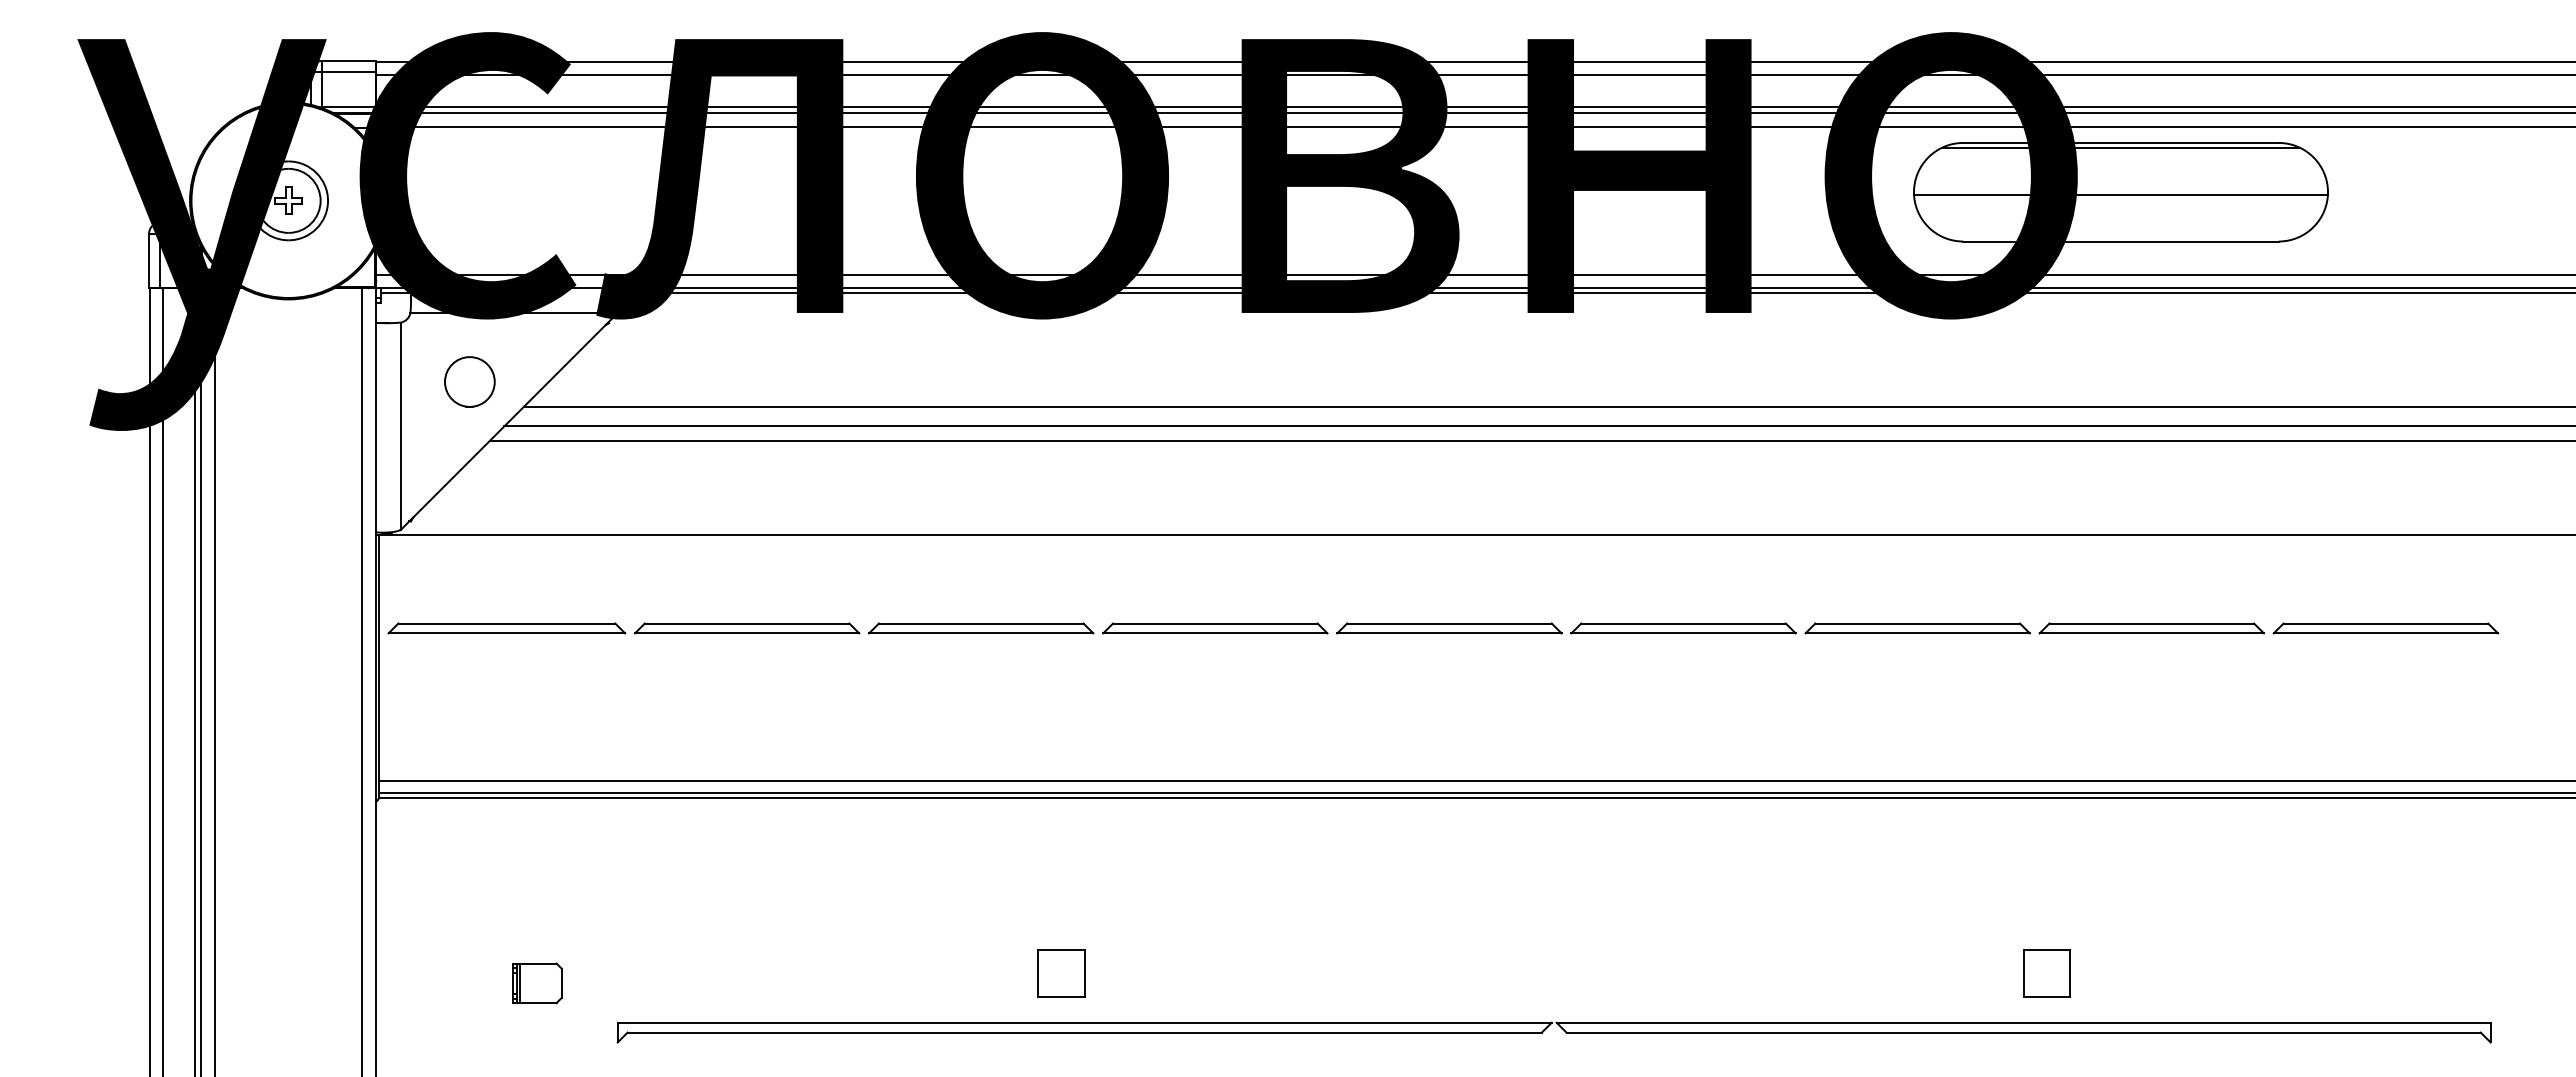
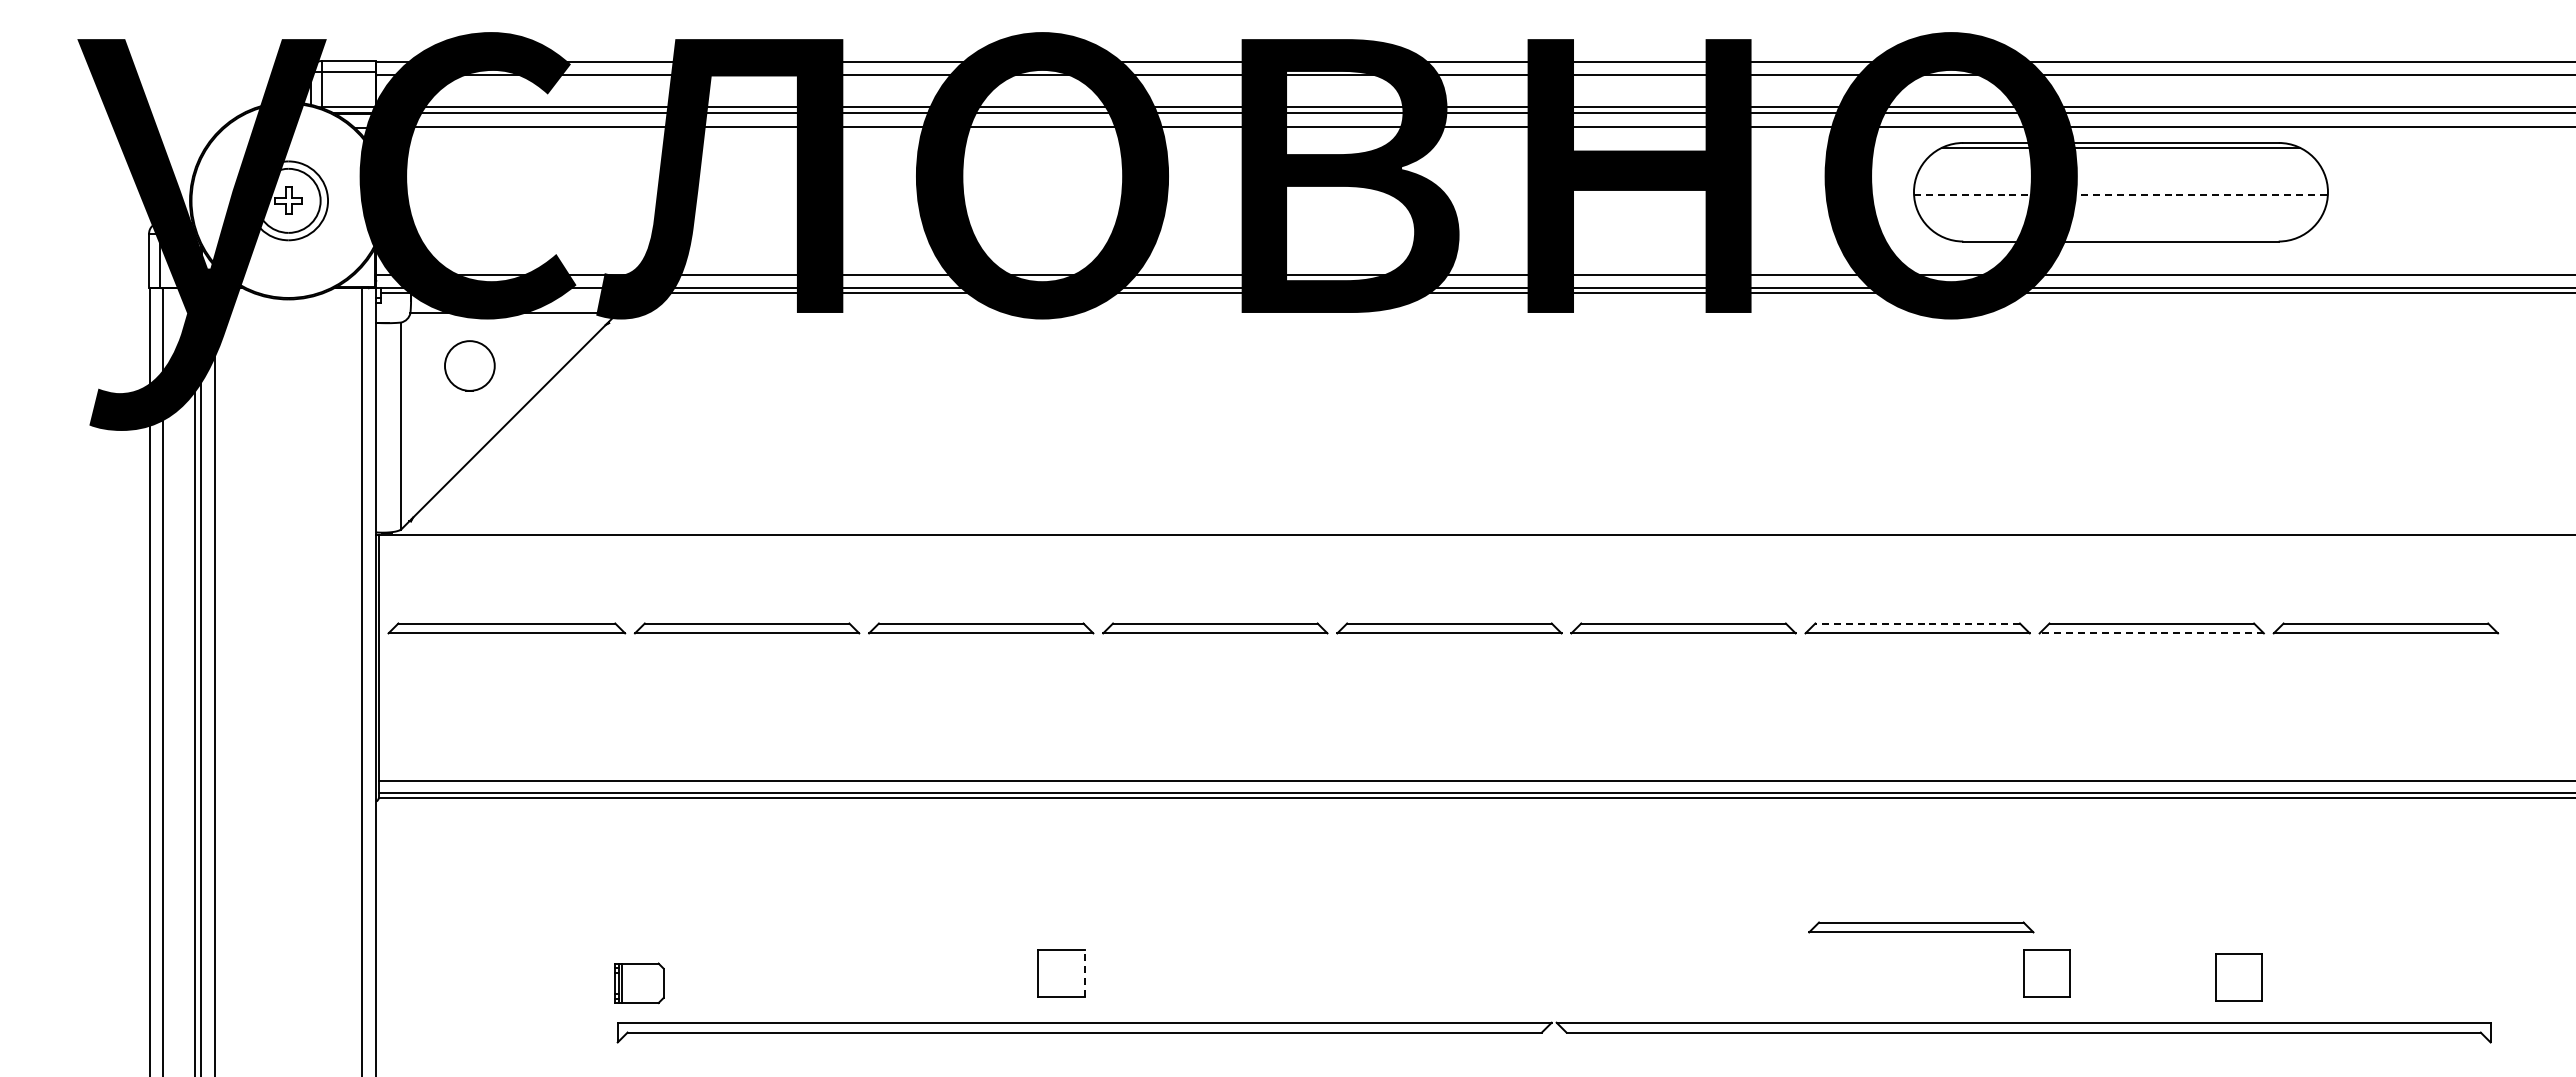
line: solid -> dashed (2120, 194)
circle position: (469, 381) -> (469, 365) (469, 365)
line: present -> none (1548, 406)
line: present -> none (1538, 426)
line: present -> none (1530, 441)
line: solid -> dashed (1917, 623)
line: solid -> dashed (2151, 633)
part: none -> present (1921, 927)
line: solid -> dashed (1084, 972)
part: none -> present (2238, 977)
part position: (537, 983) -> (639, 983) (639, 983)
